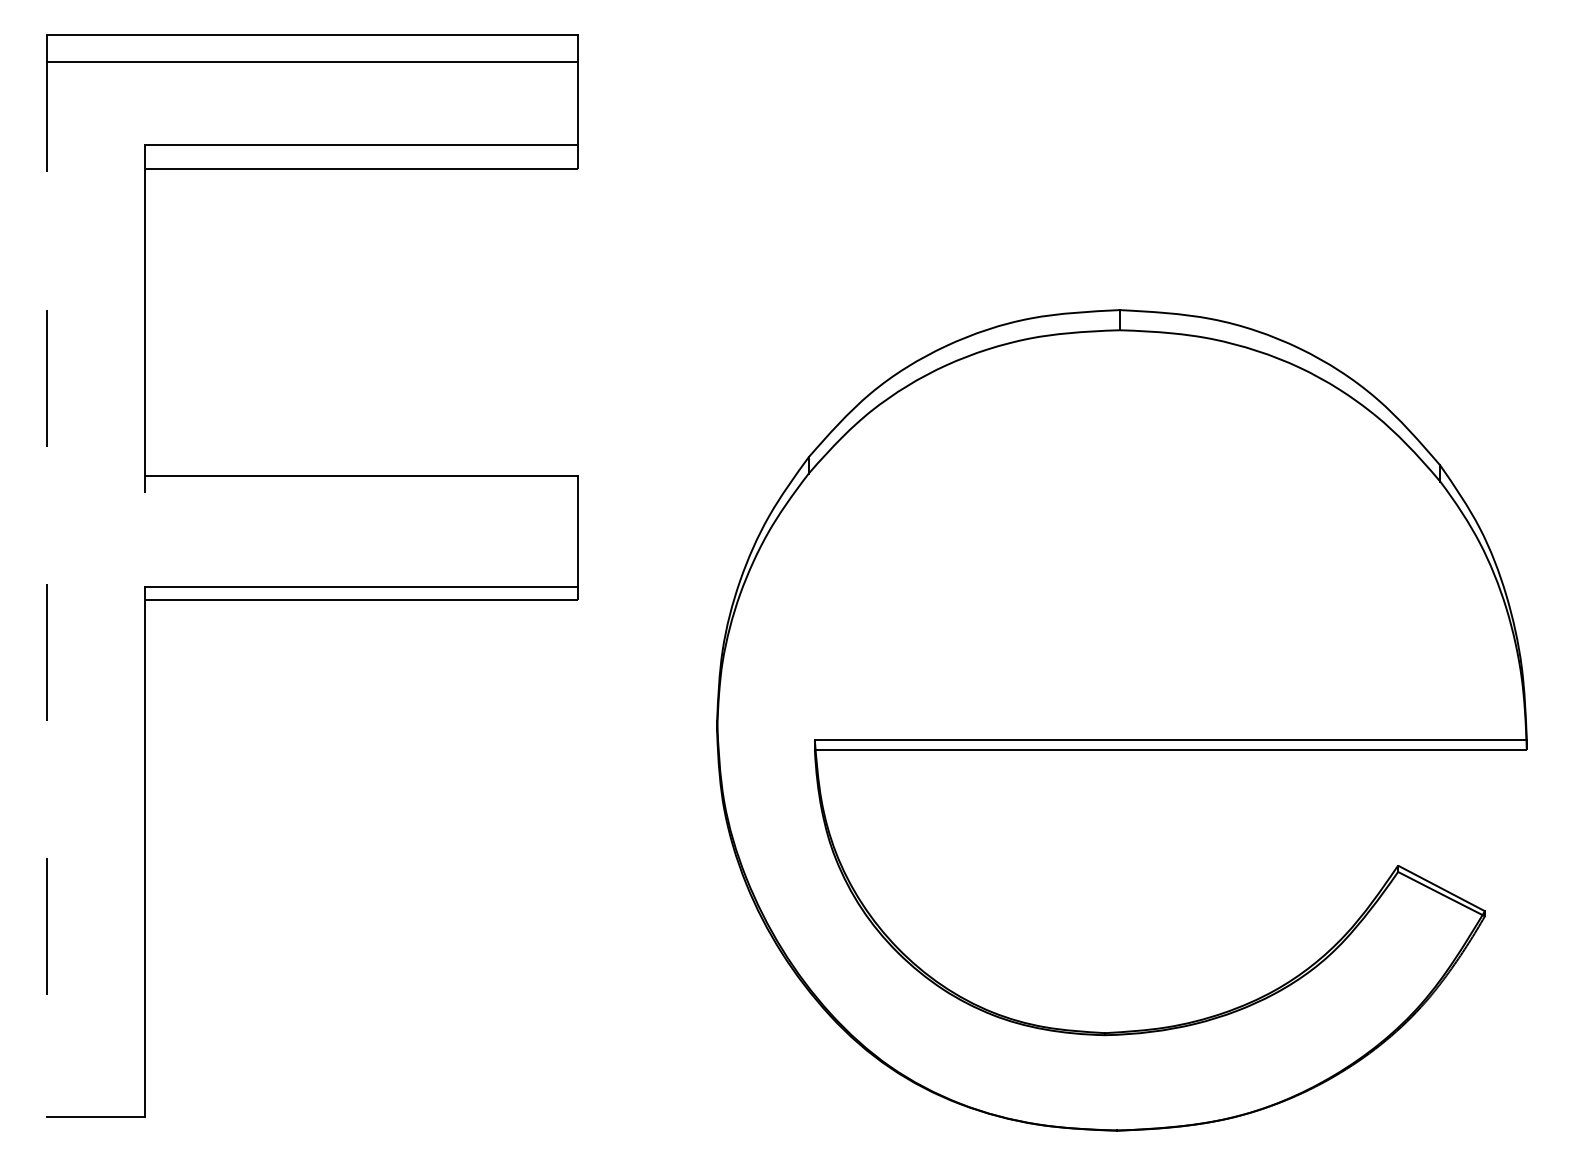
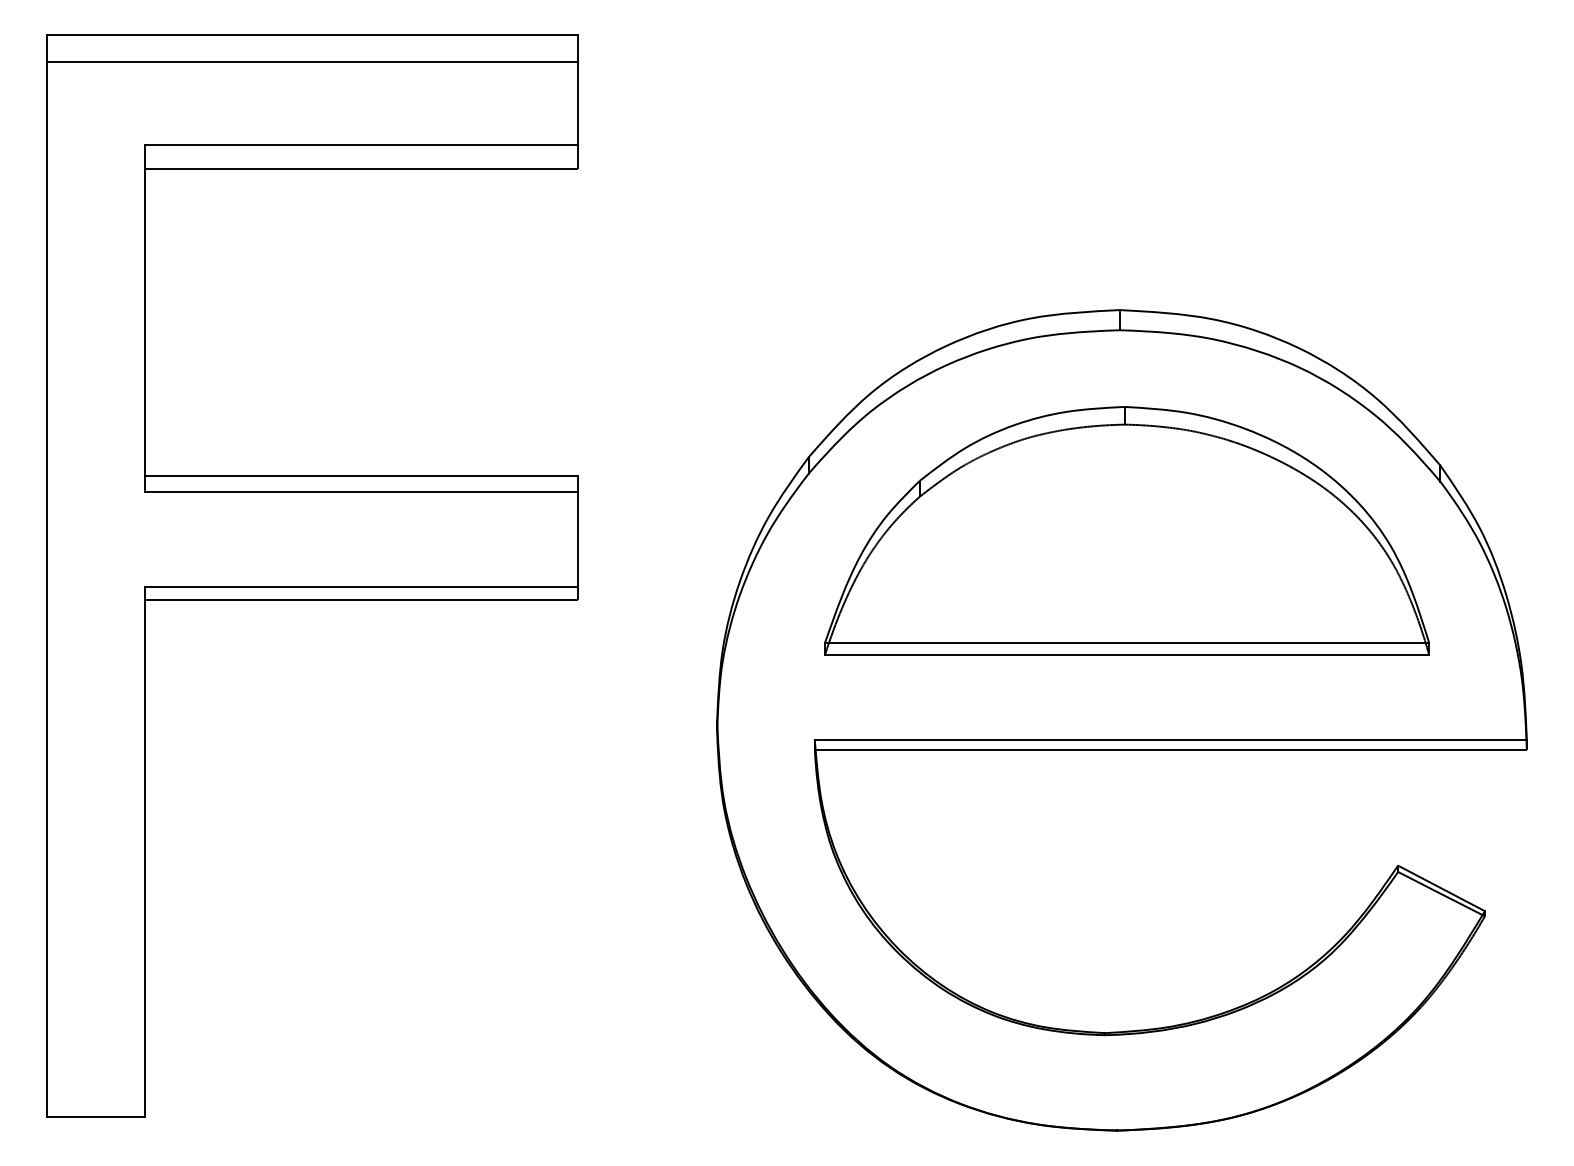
line: none -> present (360, 492)
part: none -> present (1126, 530)
line: dashed -> solid (47, 576)
